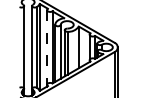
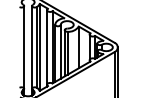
line: dashed -> solid (47, 47)
